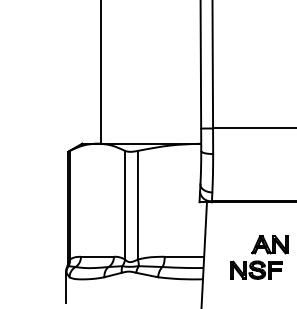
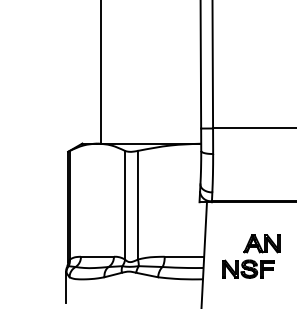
part position: (259, 257) -> (251, 256) (251, 256)
